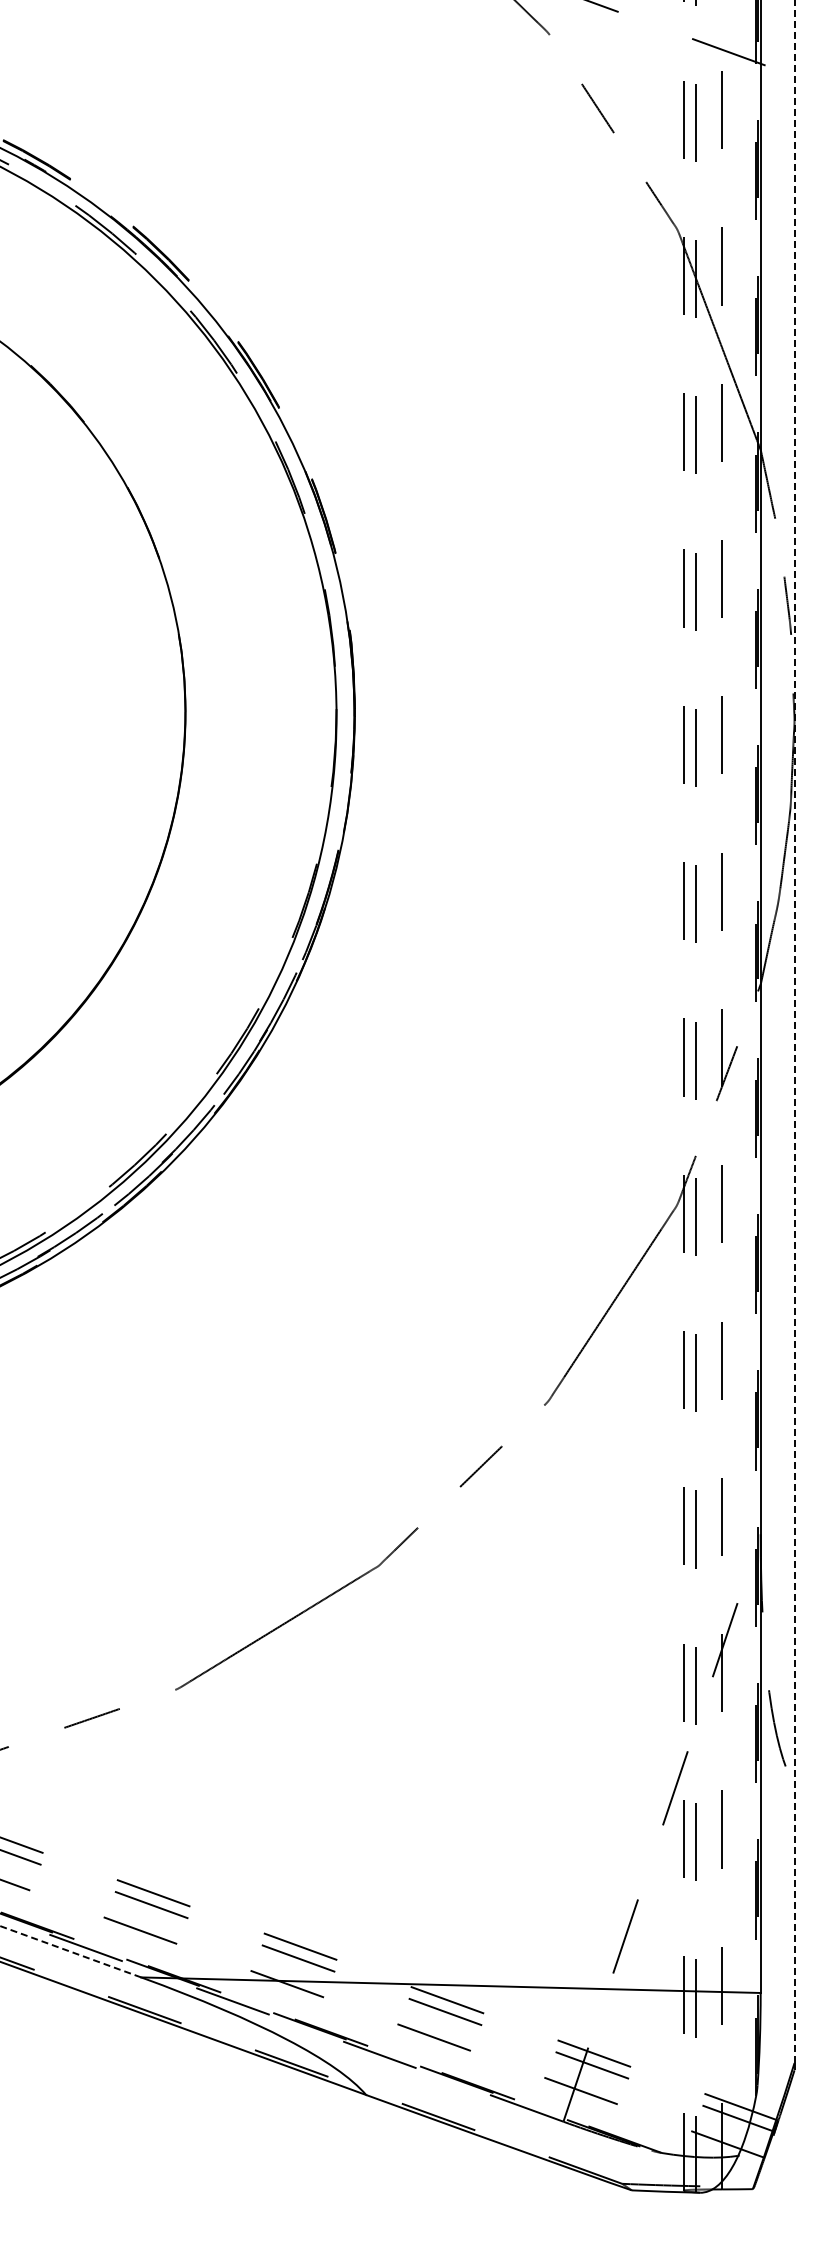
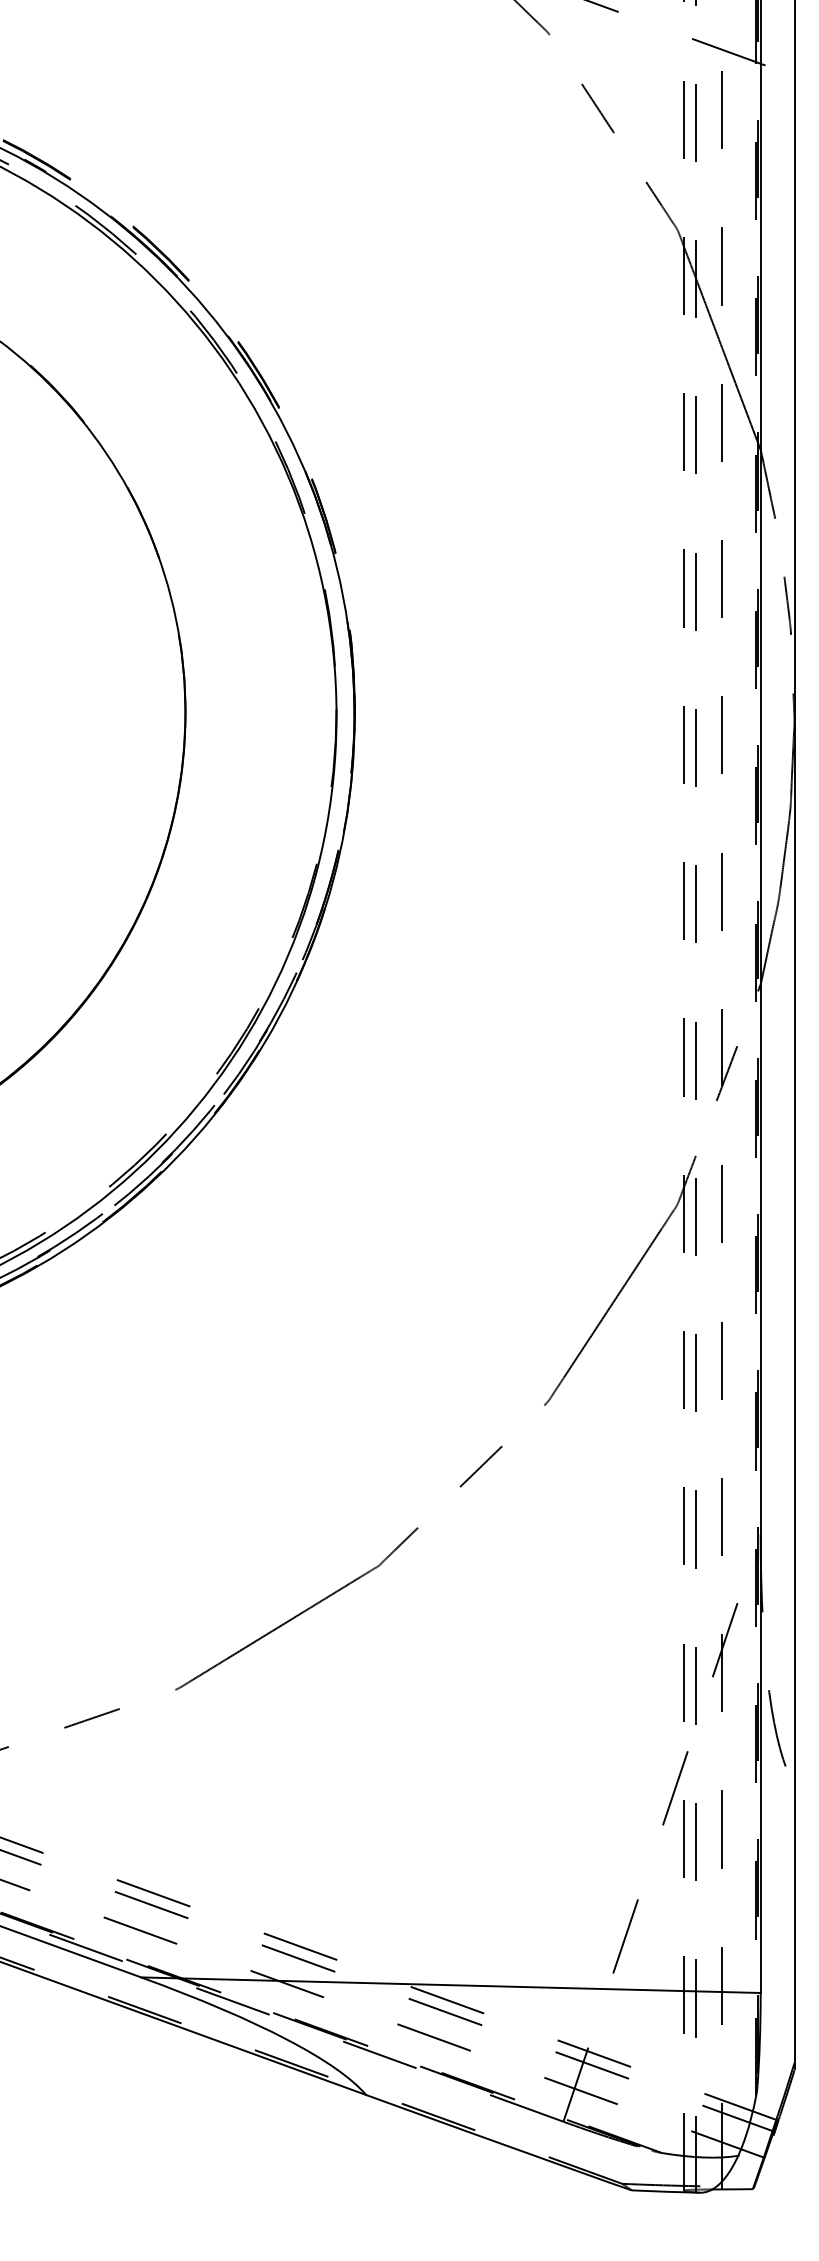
line: dashed -> solid (794, 1032)
line: dashed -> solid (70, 1951)
